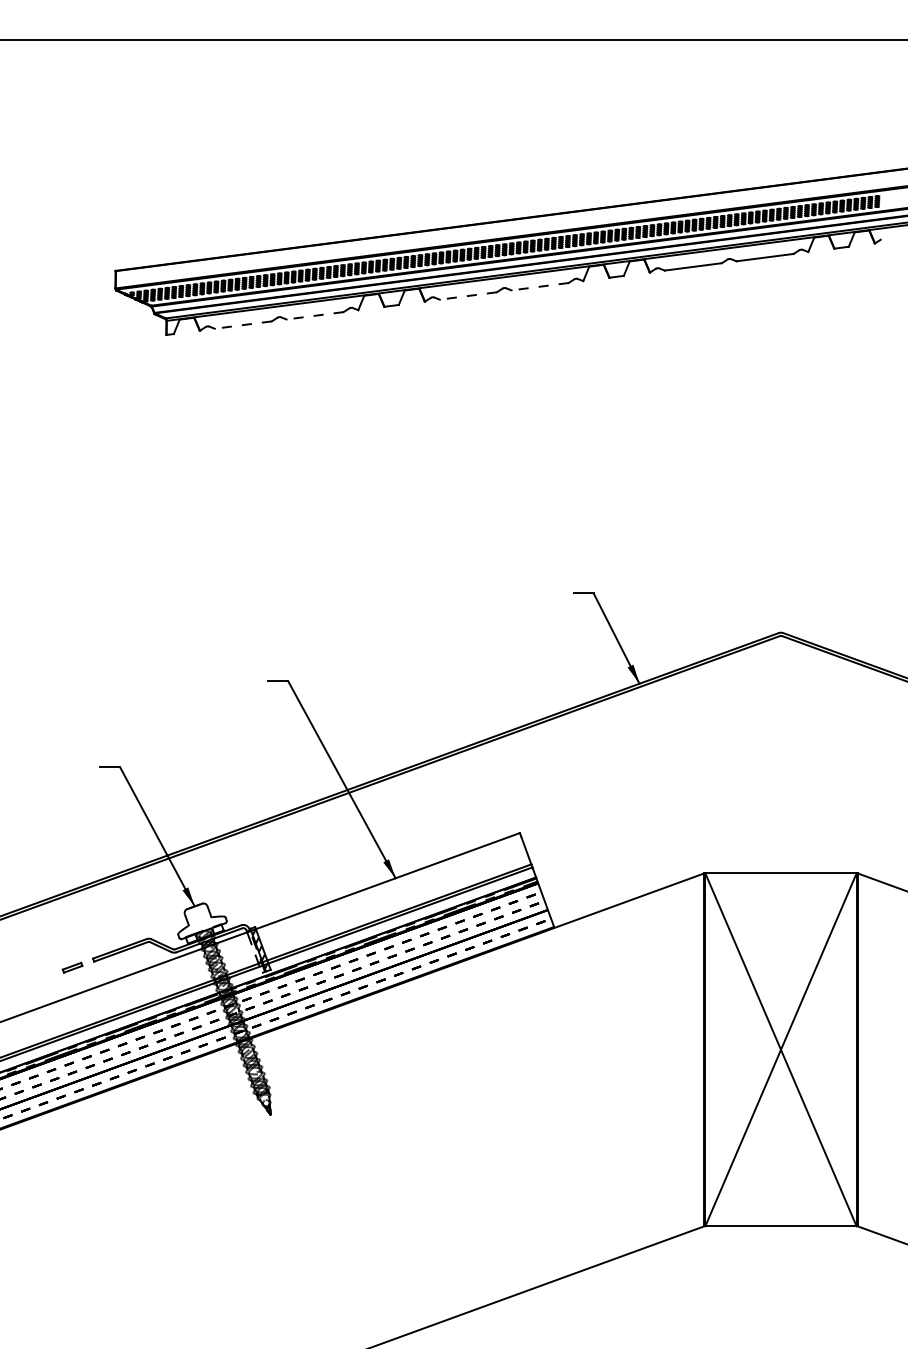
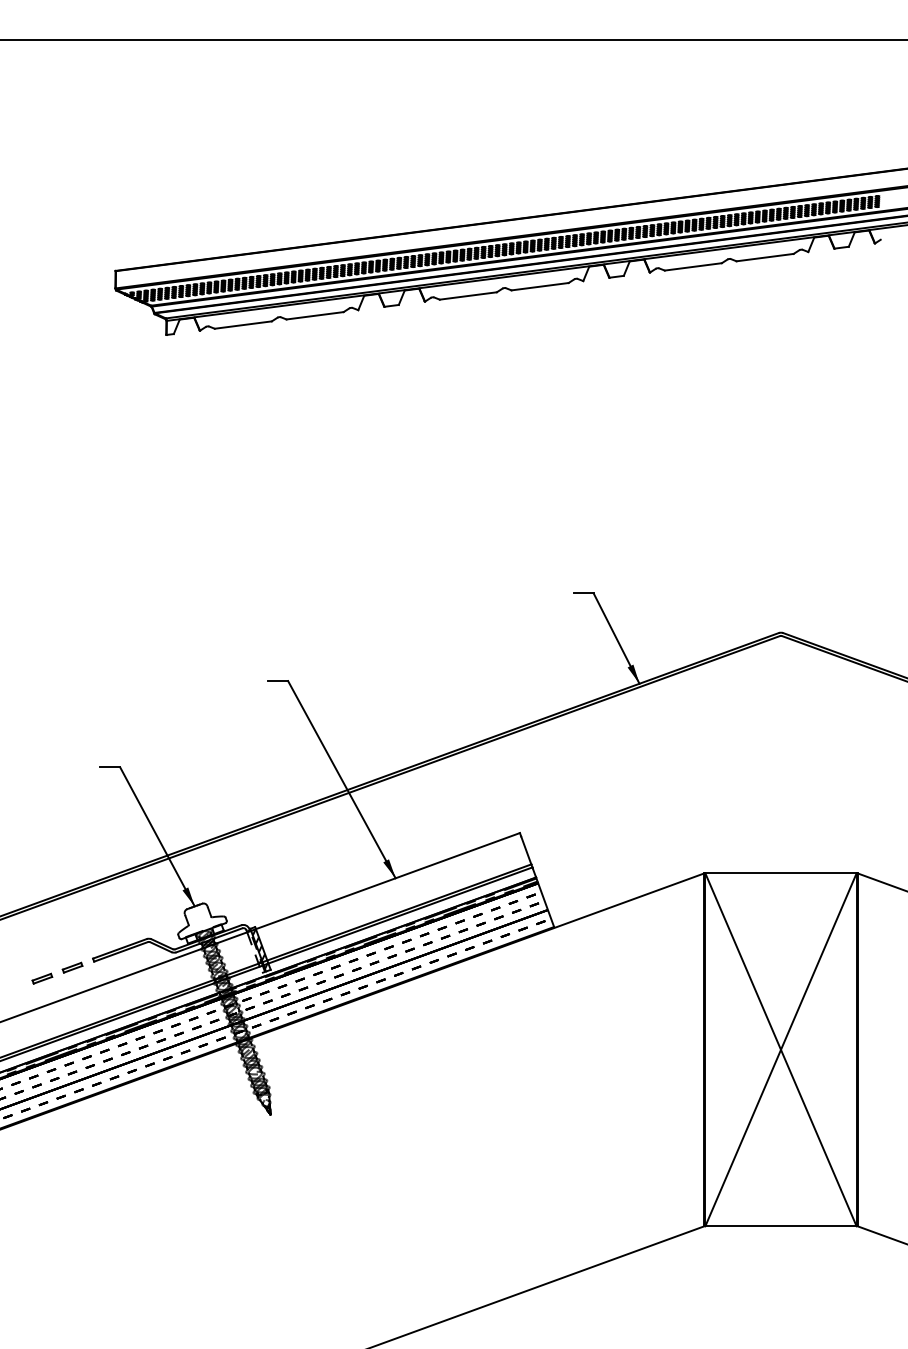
line: dashed -> solid (540, 286)
line: dashed -> solid (468, 295)
line: dashed -> solid (315, 315)
line: dashed -> solid (243, 325)
part: none -> present (42, 978)
